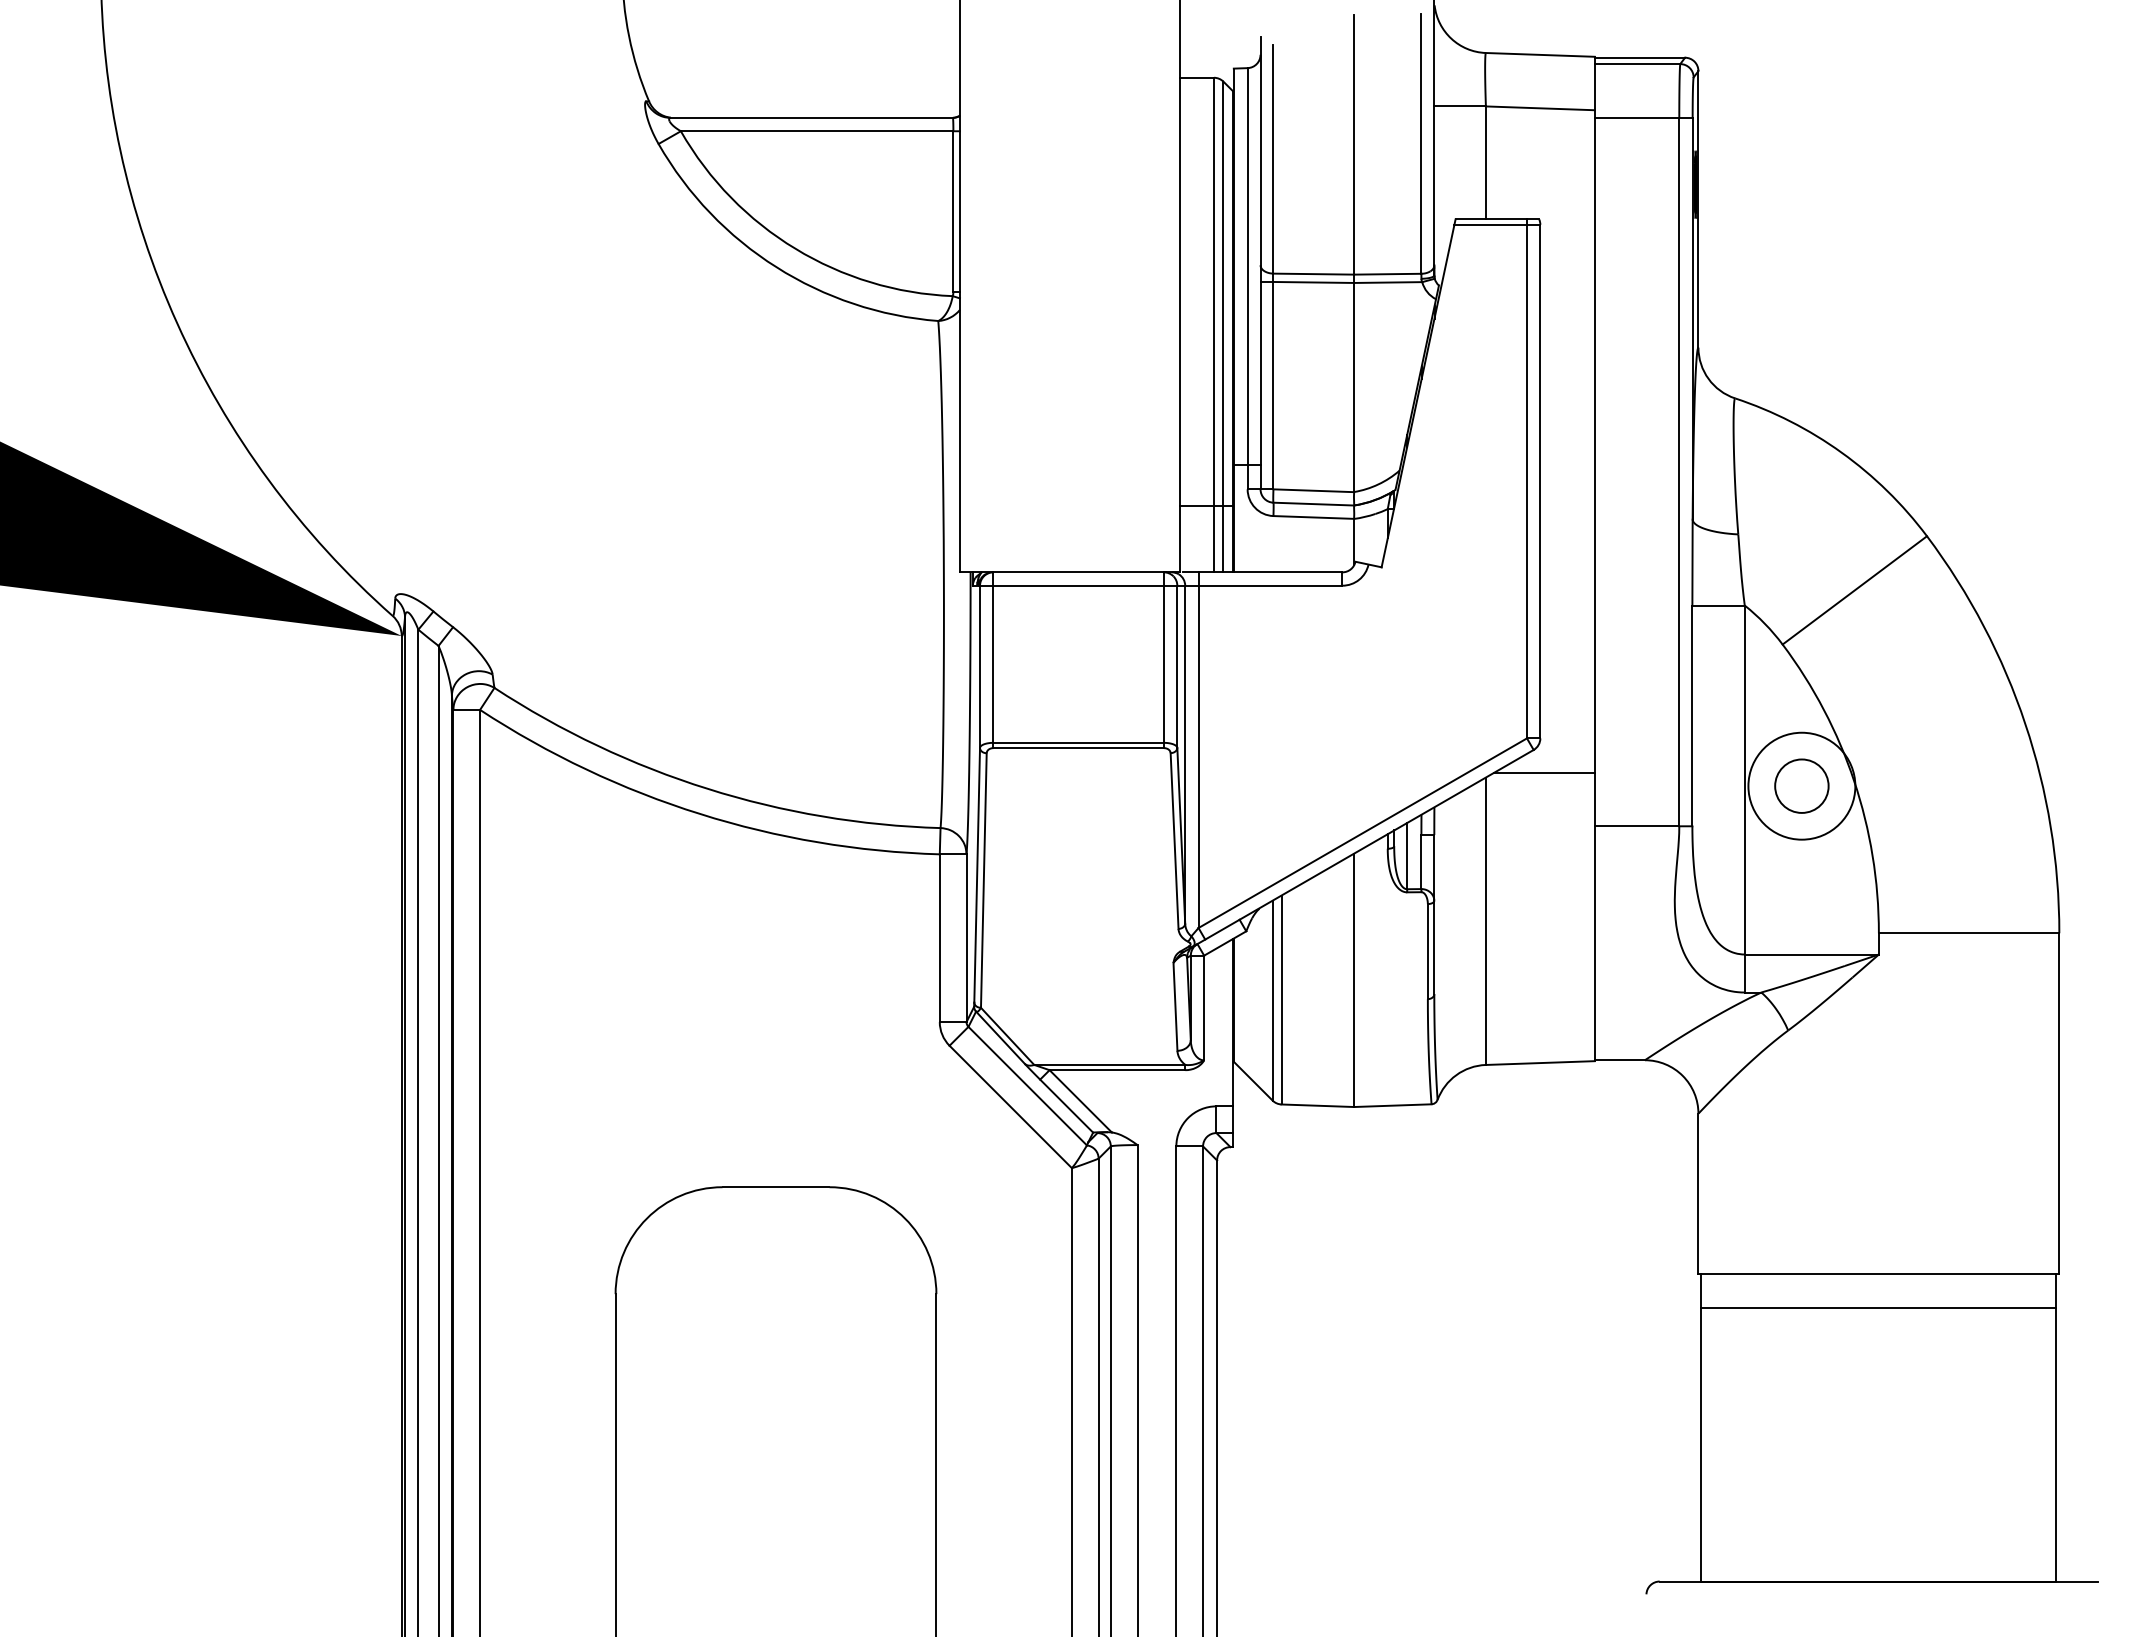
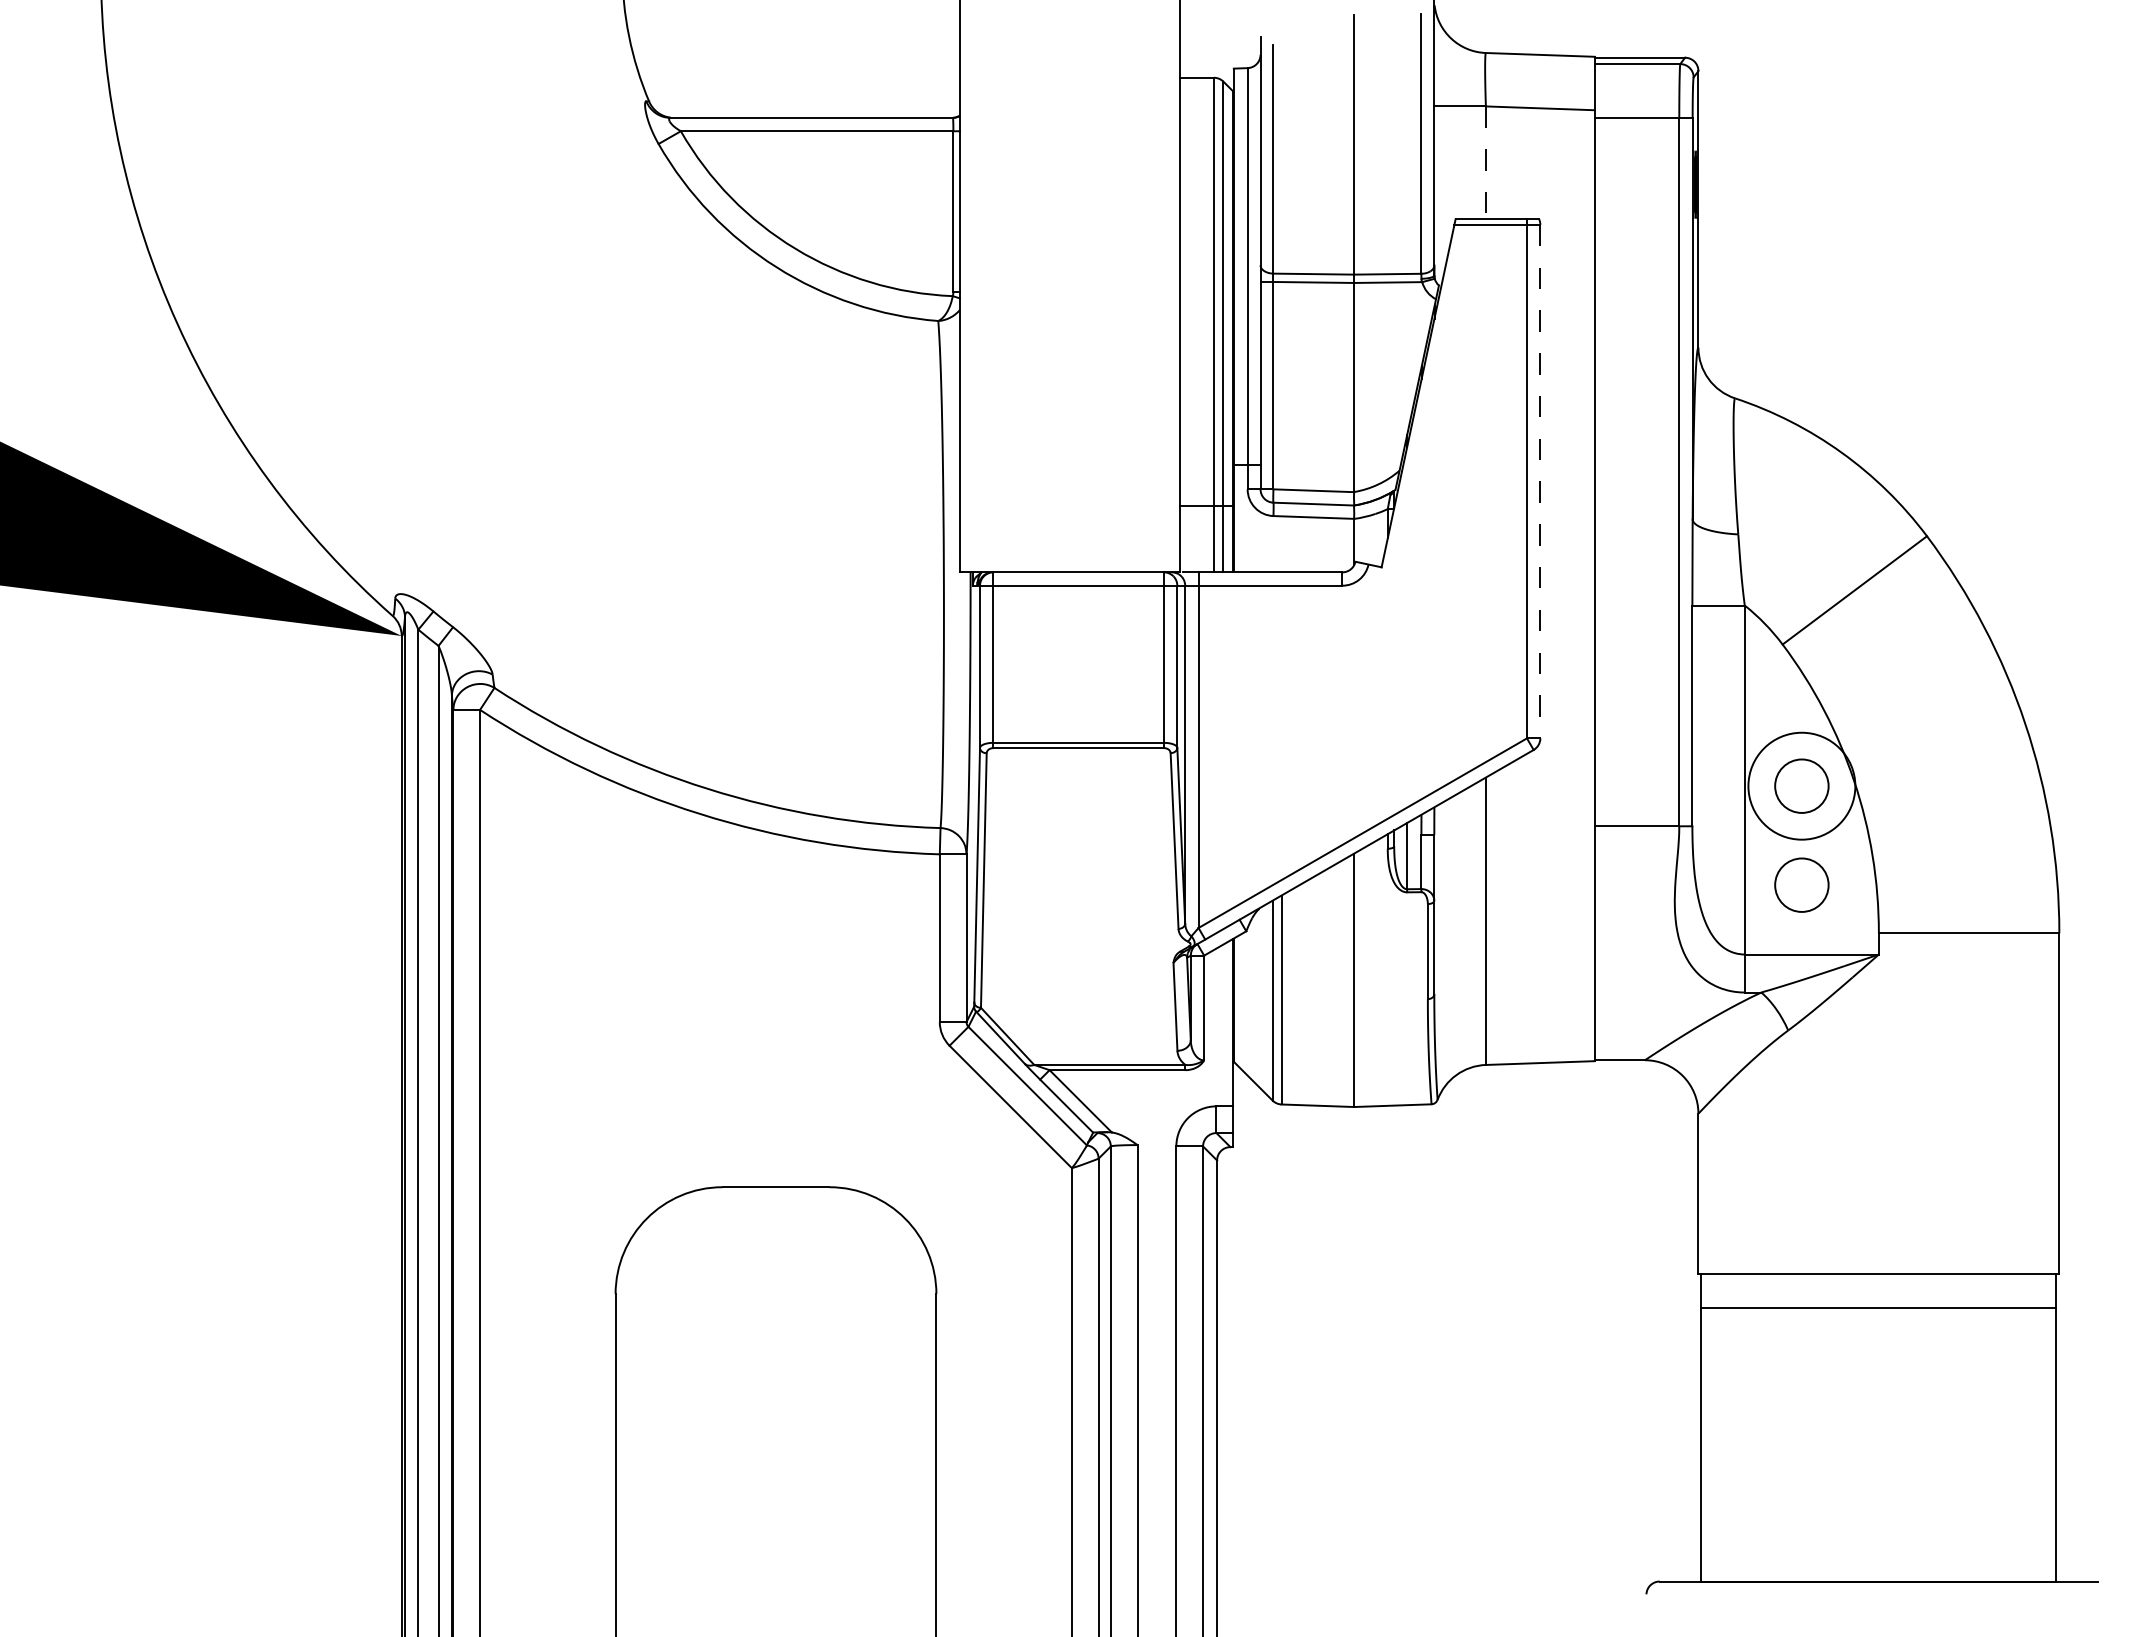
line: solid -> dashed (1485, 162)
line: solid -> dashed (1540, 481)
line: present -> none (1544, 772)
circle: none -> present (1801, 884)
